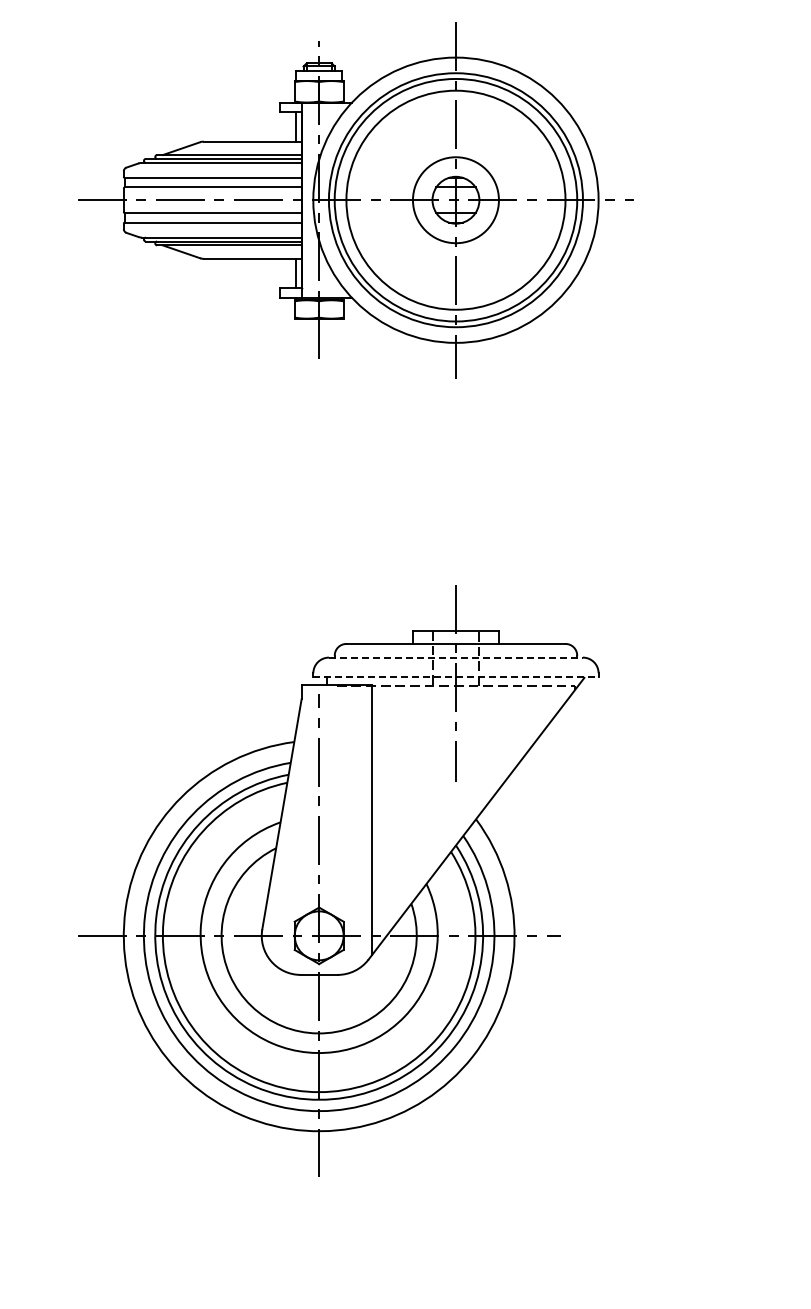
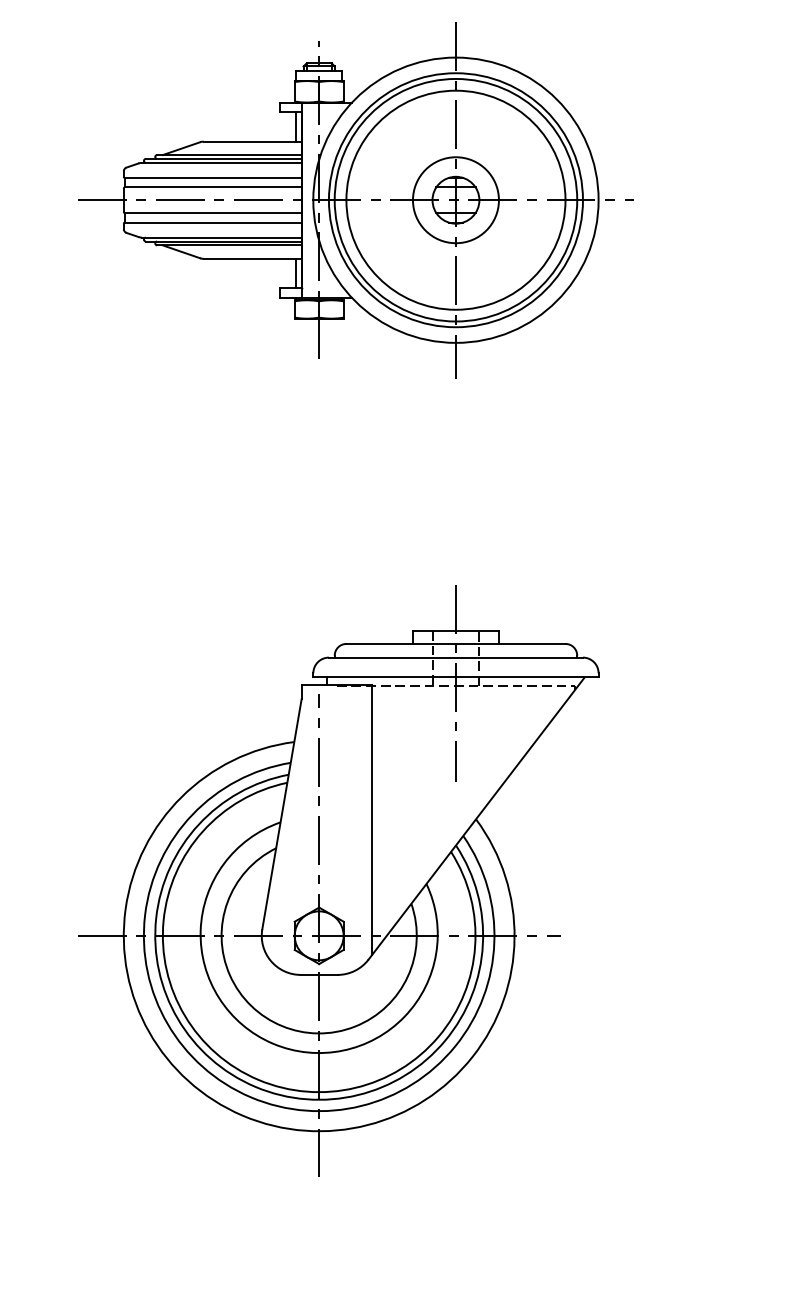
line: dashed -> solid (456, 657)
line: dashed -> solid (455, 677)
